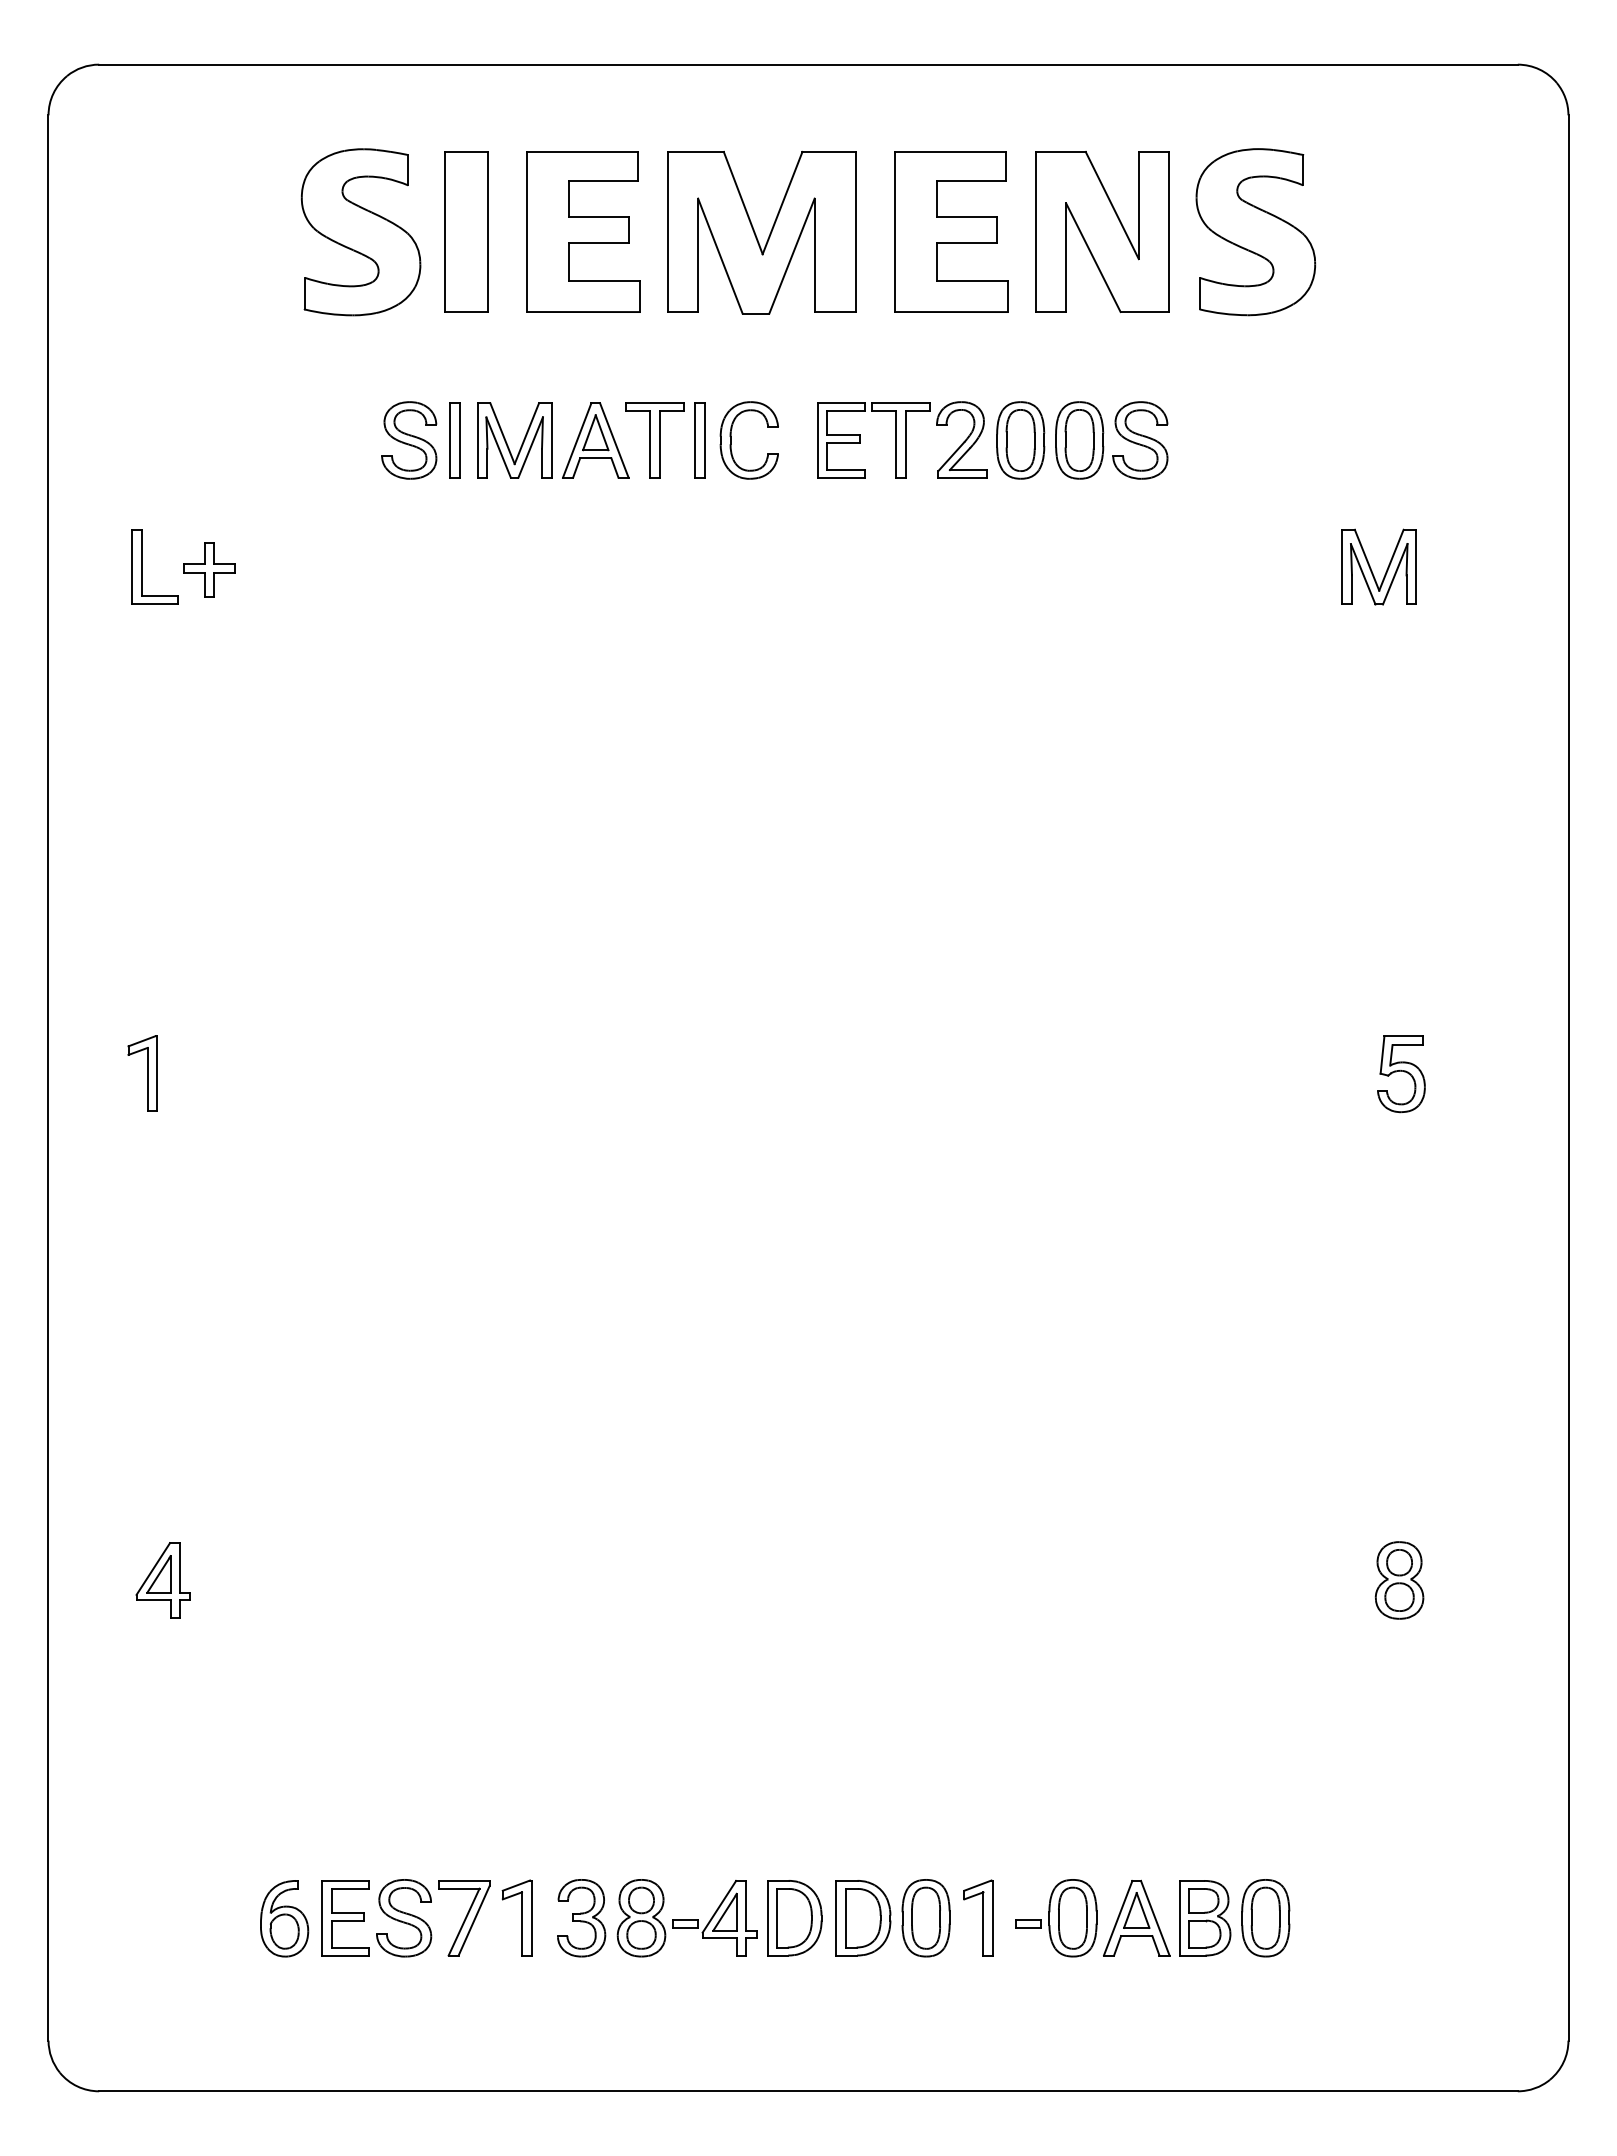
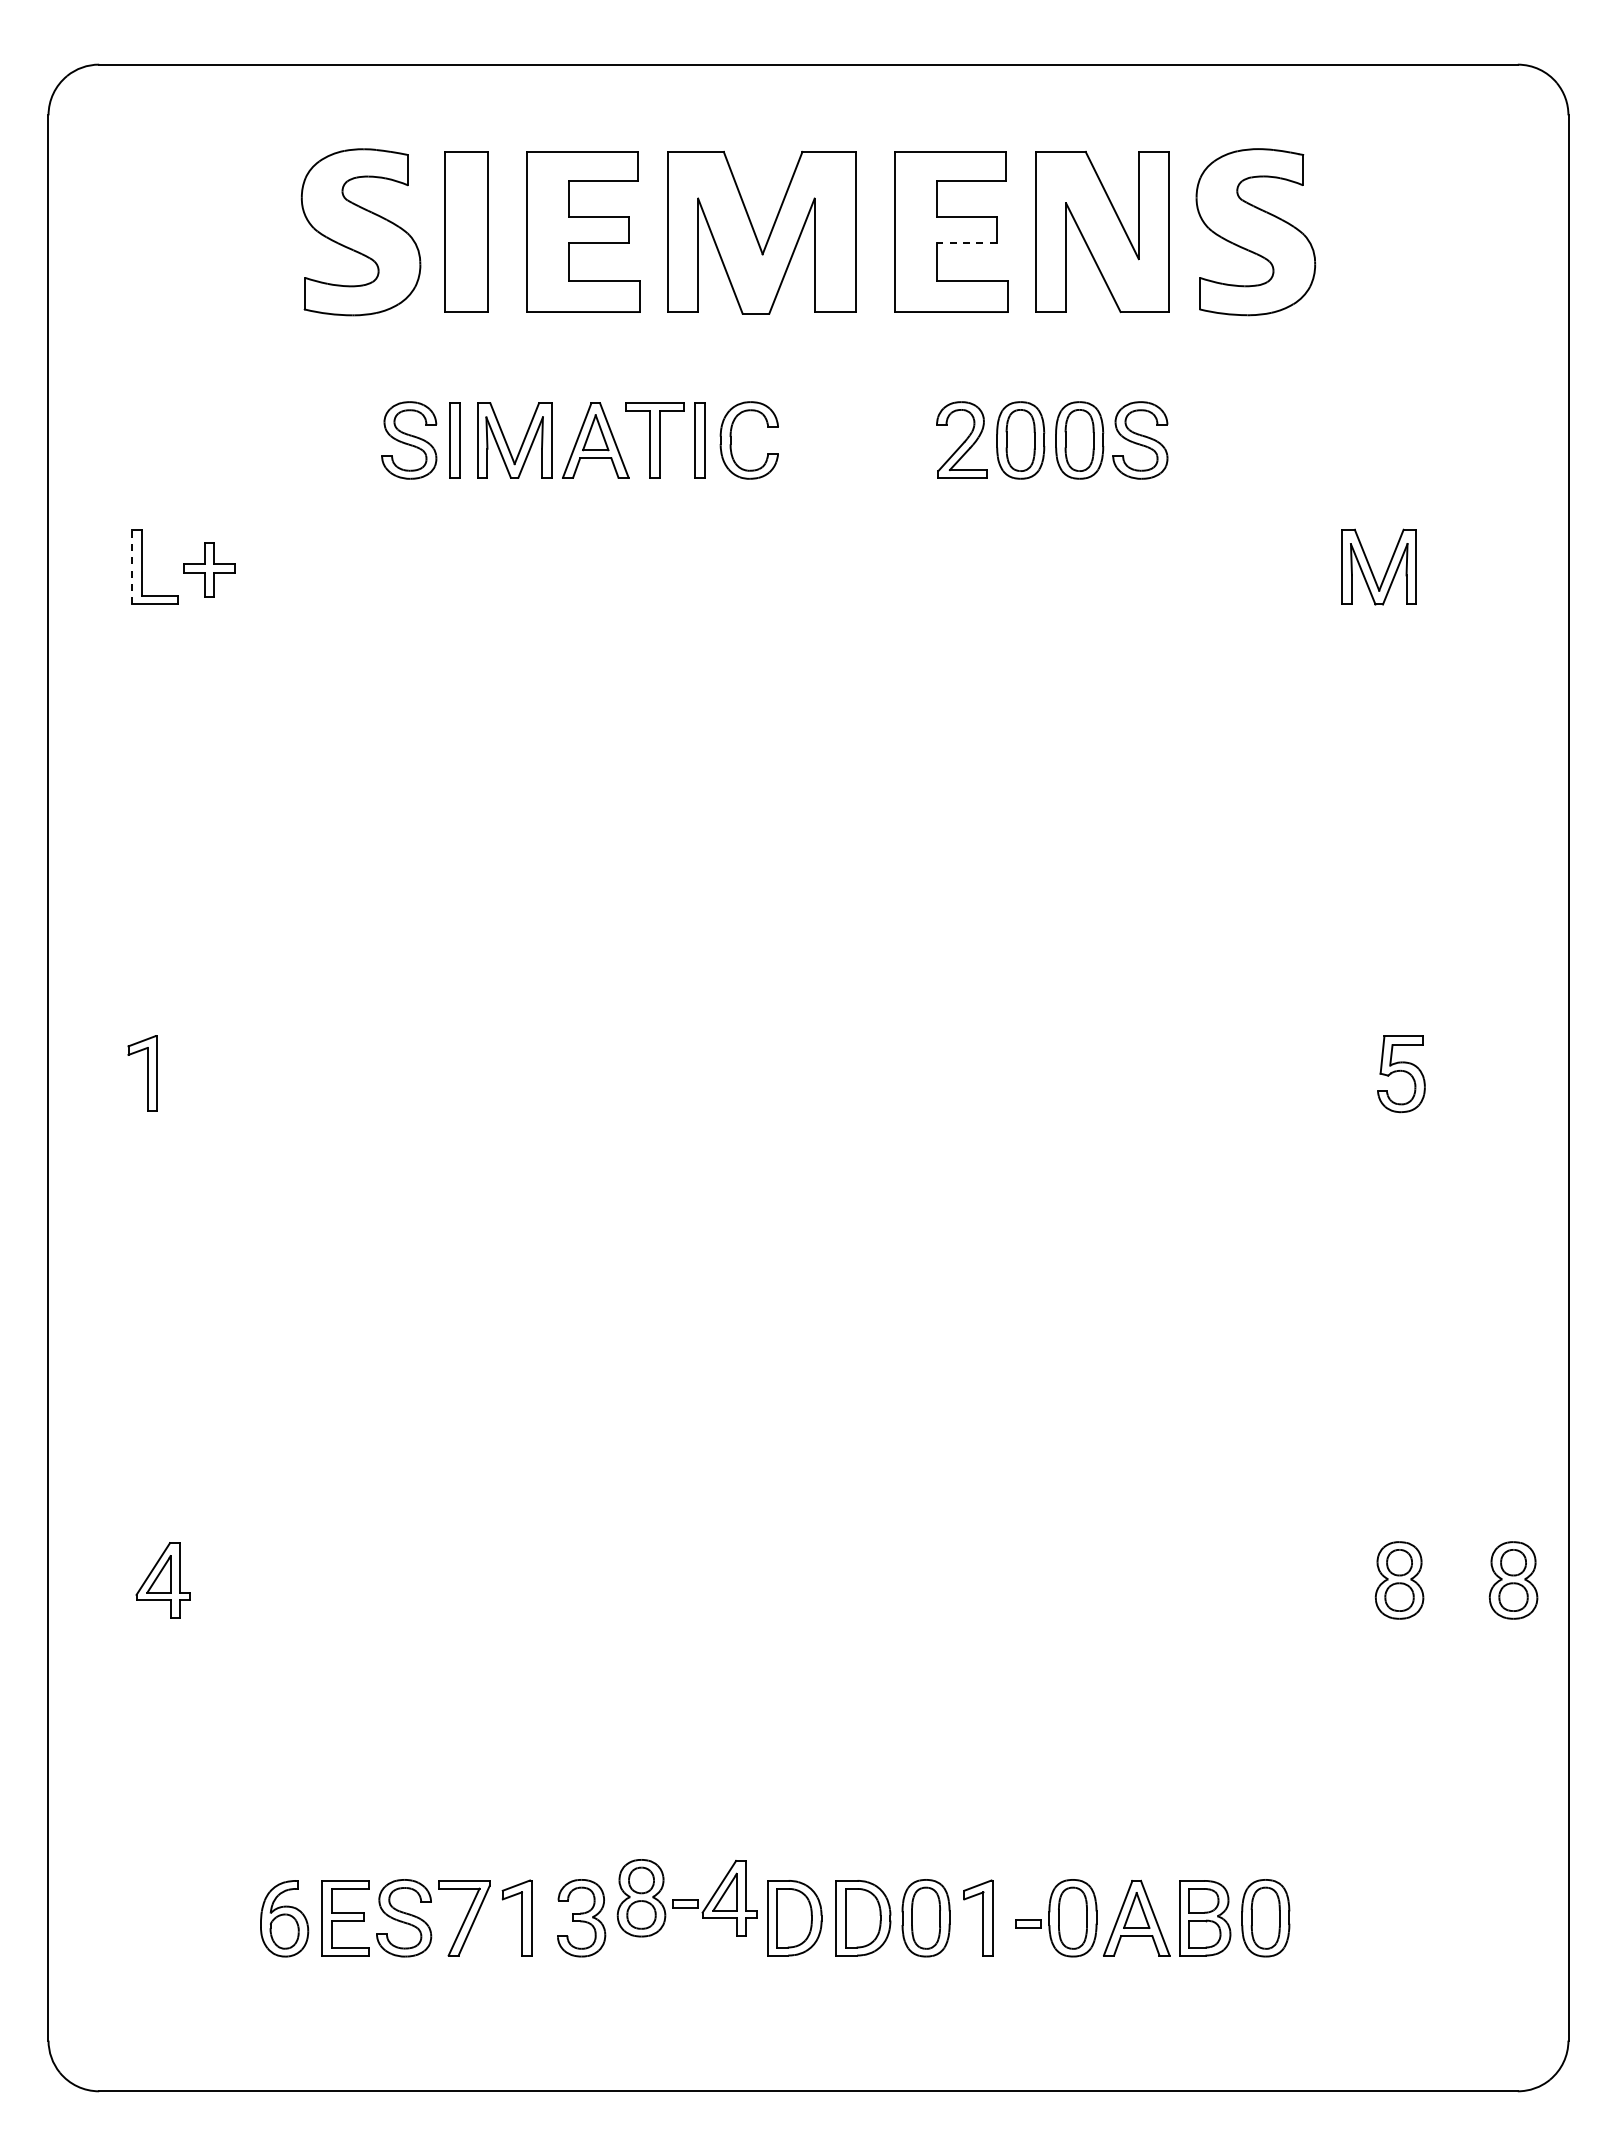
line: solid -> dashed (966, 243)
part: present -> none (860, 440)
line: solid -> dashed (132, 566)
part: none -> present (1513, 1580)
part position: (686, 1918) -> (686, 1898) (686, 1898)
